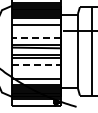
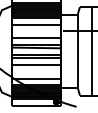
line: dashed -> solid (35, 37)
line: dashed -> solid (36, 65)
